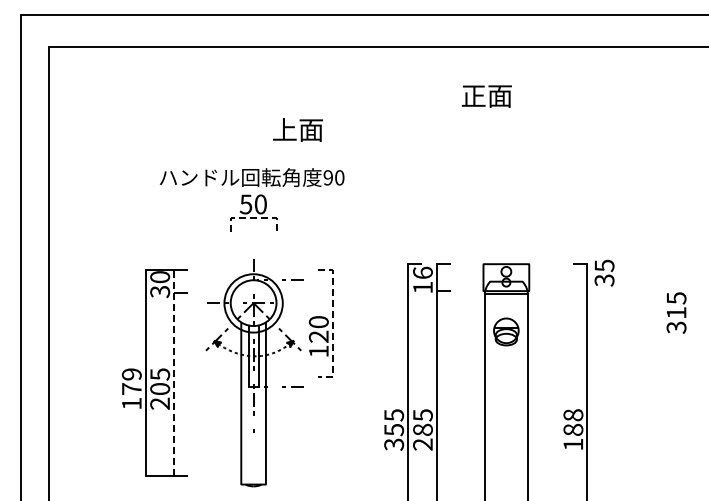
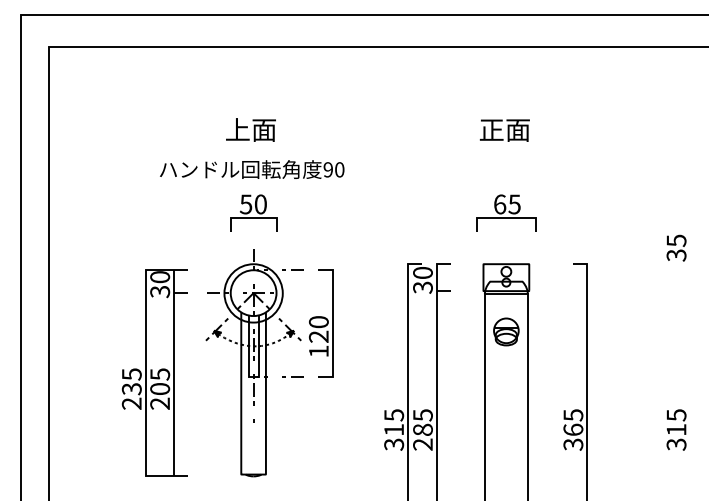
text position: (486, 96) -> (504, 130) (504, 130)
text position: (297, 129) -> (250, 129) (250, 129)
text position: (252, 177) -> (252, 169) (252, 169)
part: none -> present (506, 212)
line: dashed -> solid (253, 218)
text position: (604, 272) -> (676, 247) (676, 247)
text: 16 -> 30 (422, 279)
text position: (676, 312) -> (676, 429) (676, 429)
line: dashed -> solid (332, 324)
line: dashed -> solid (174, 372)
part position: (254, 373) -> (254, 363) (254, 363)
text: 179 -> 235 (131, 388)
text: 188 -> 365 (573, 429)
text: 355 -> 315 (394, 430)
